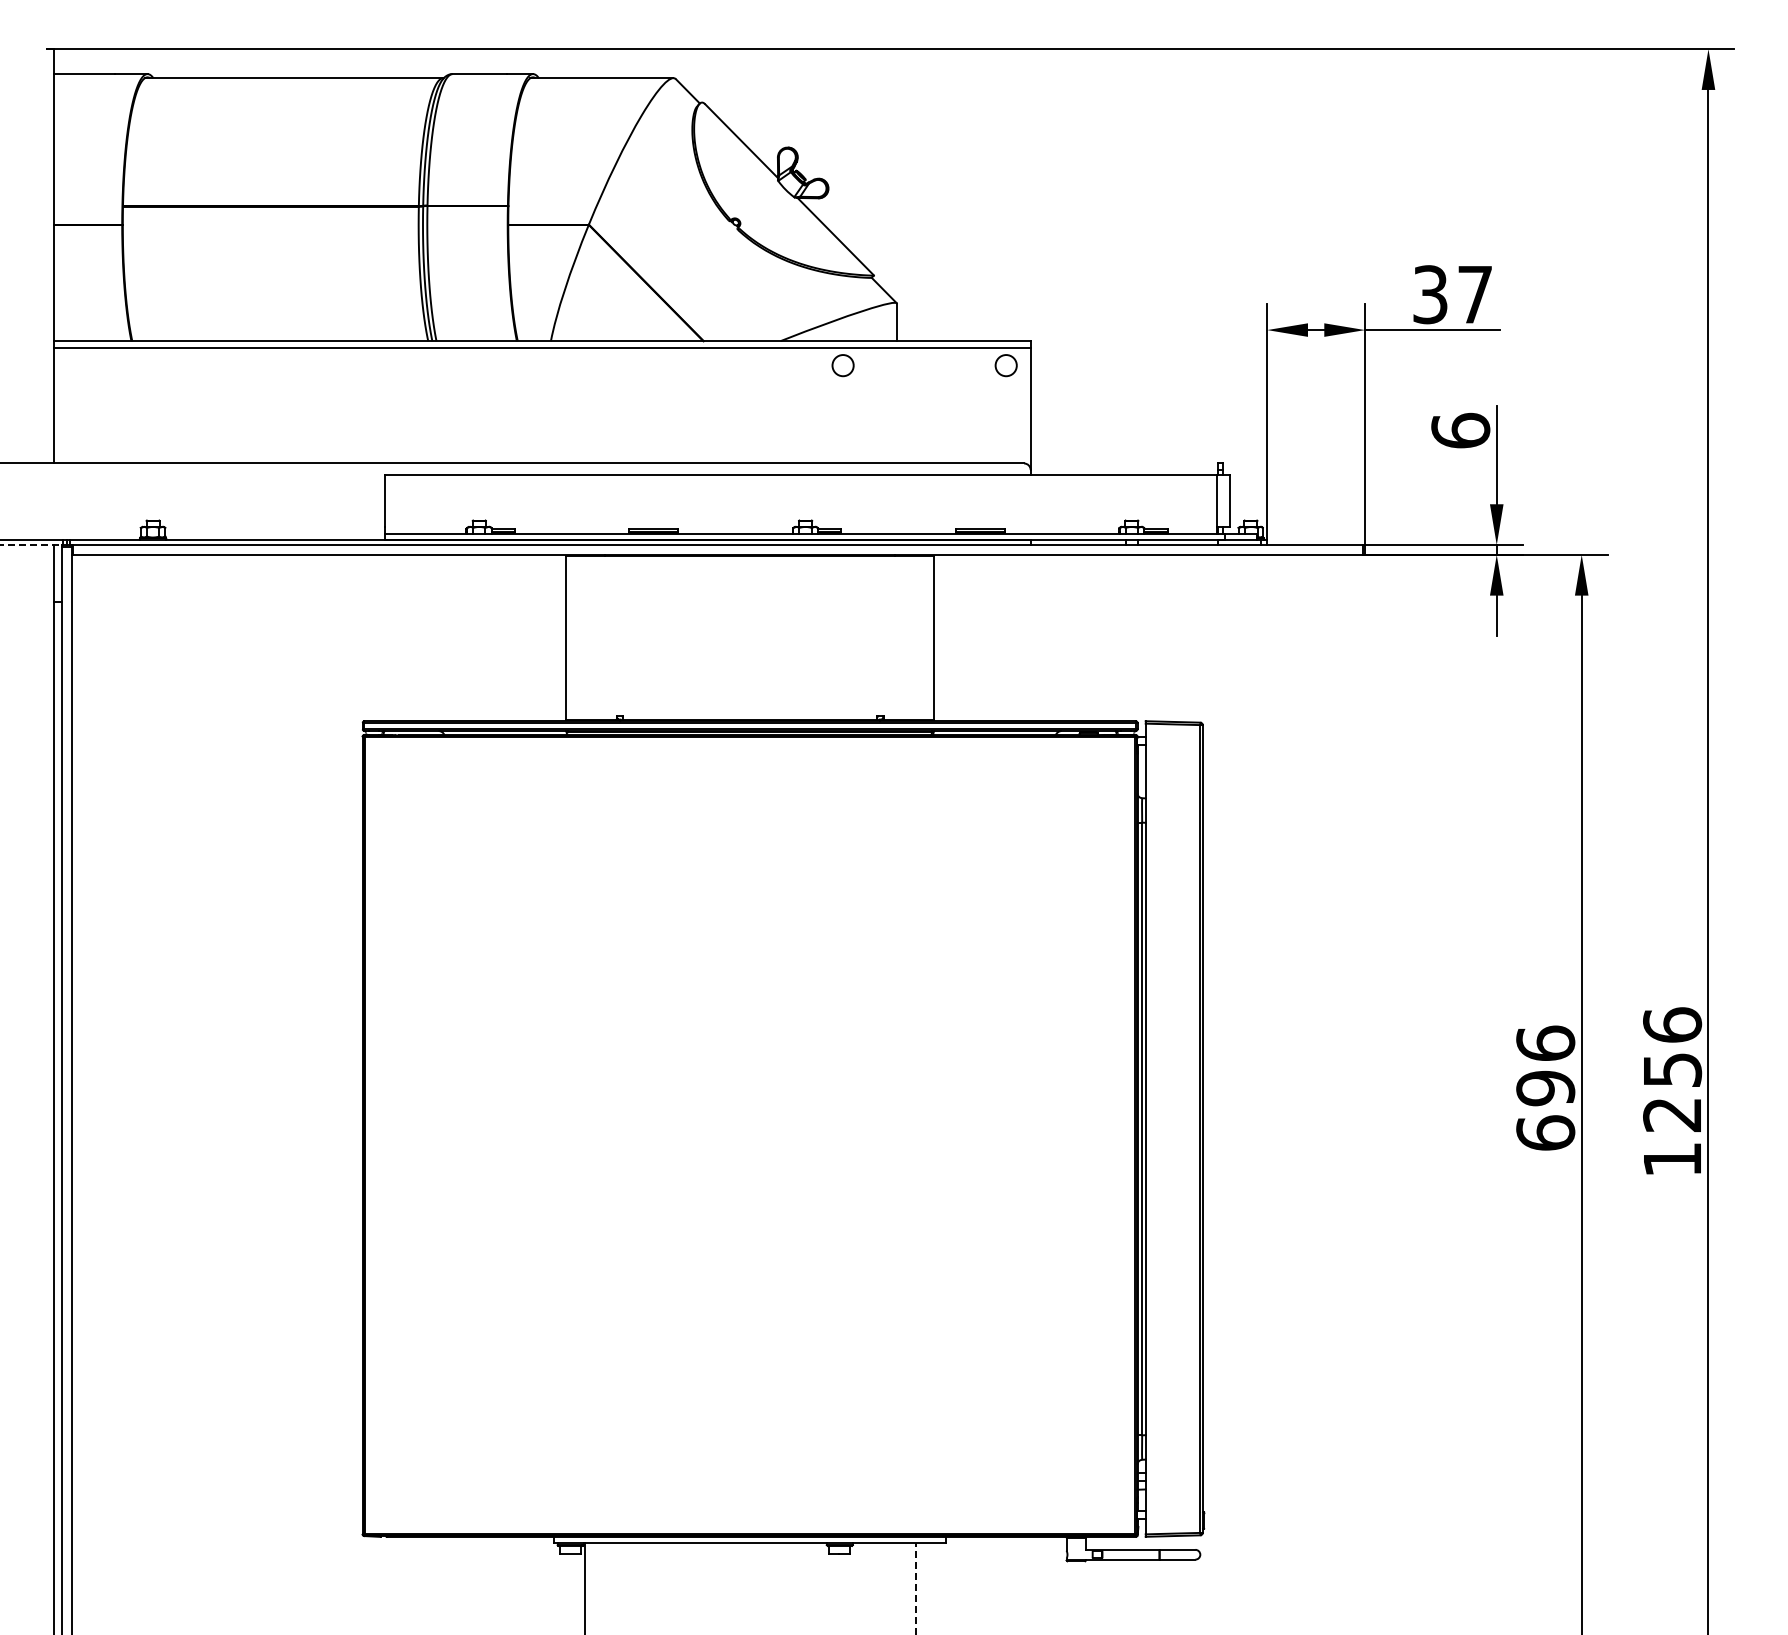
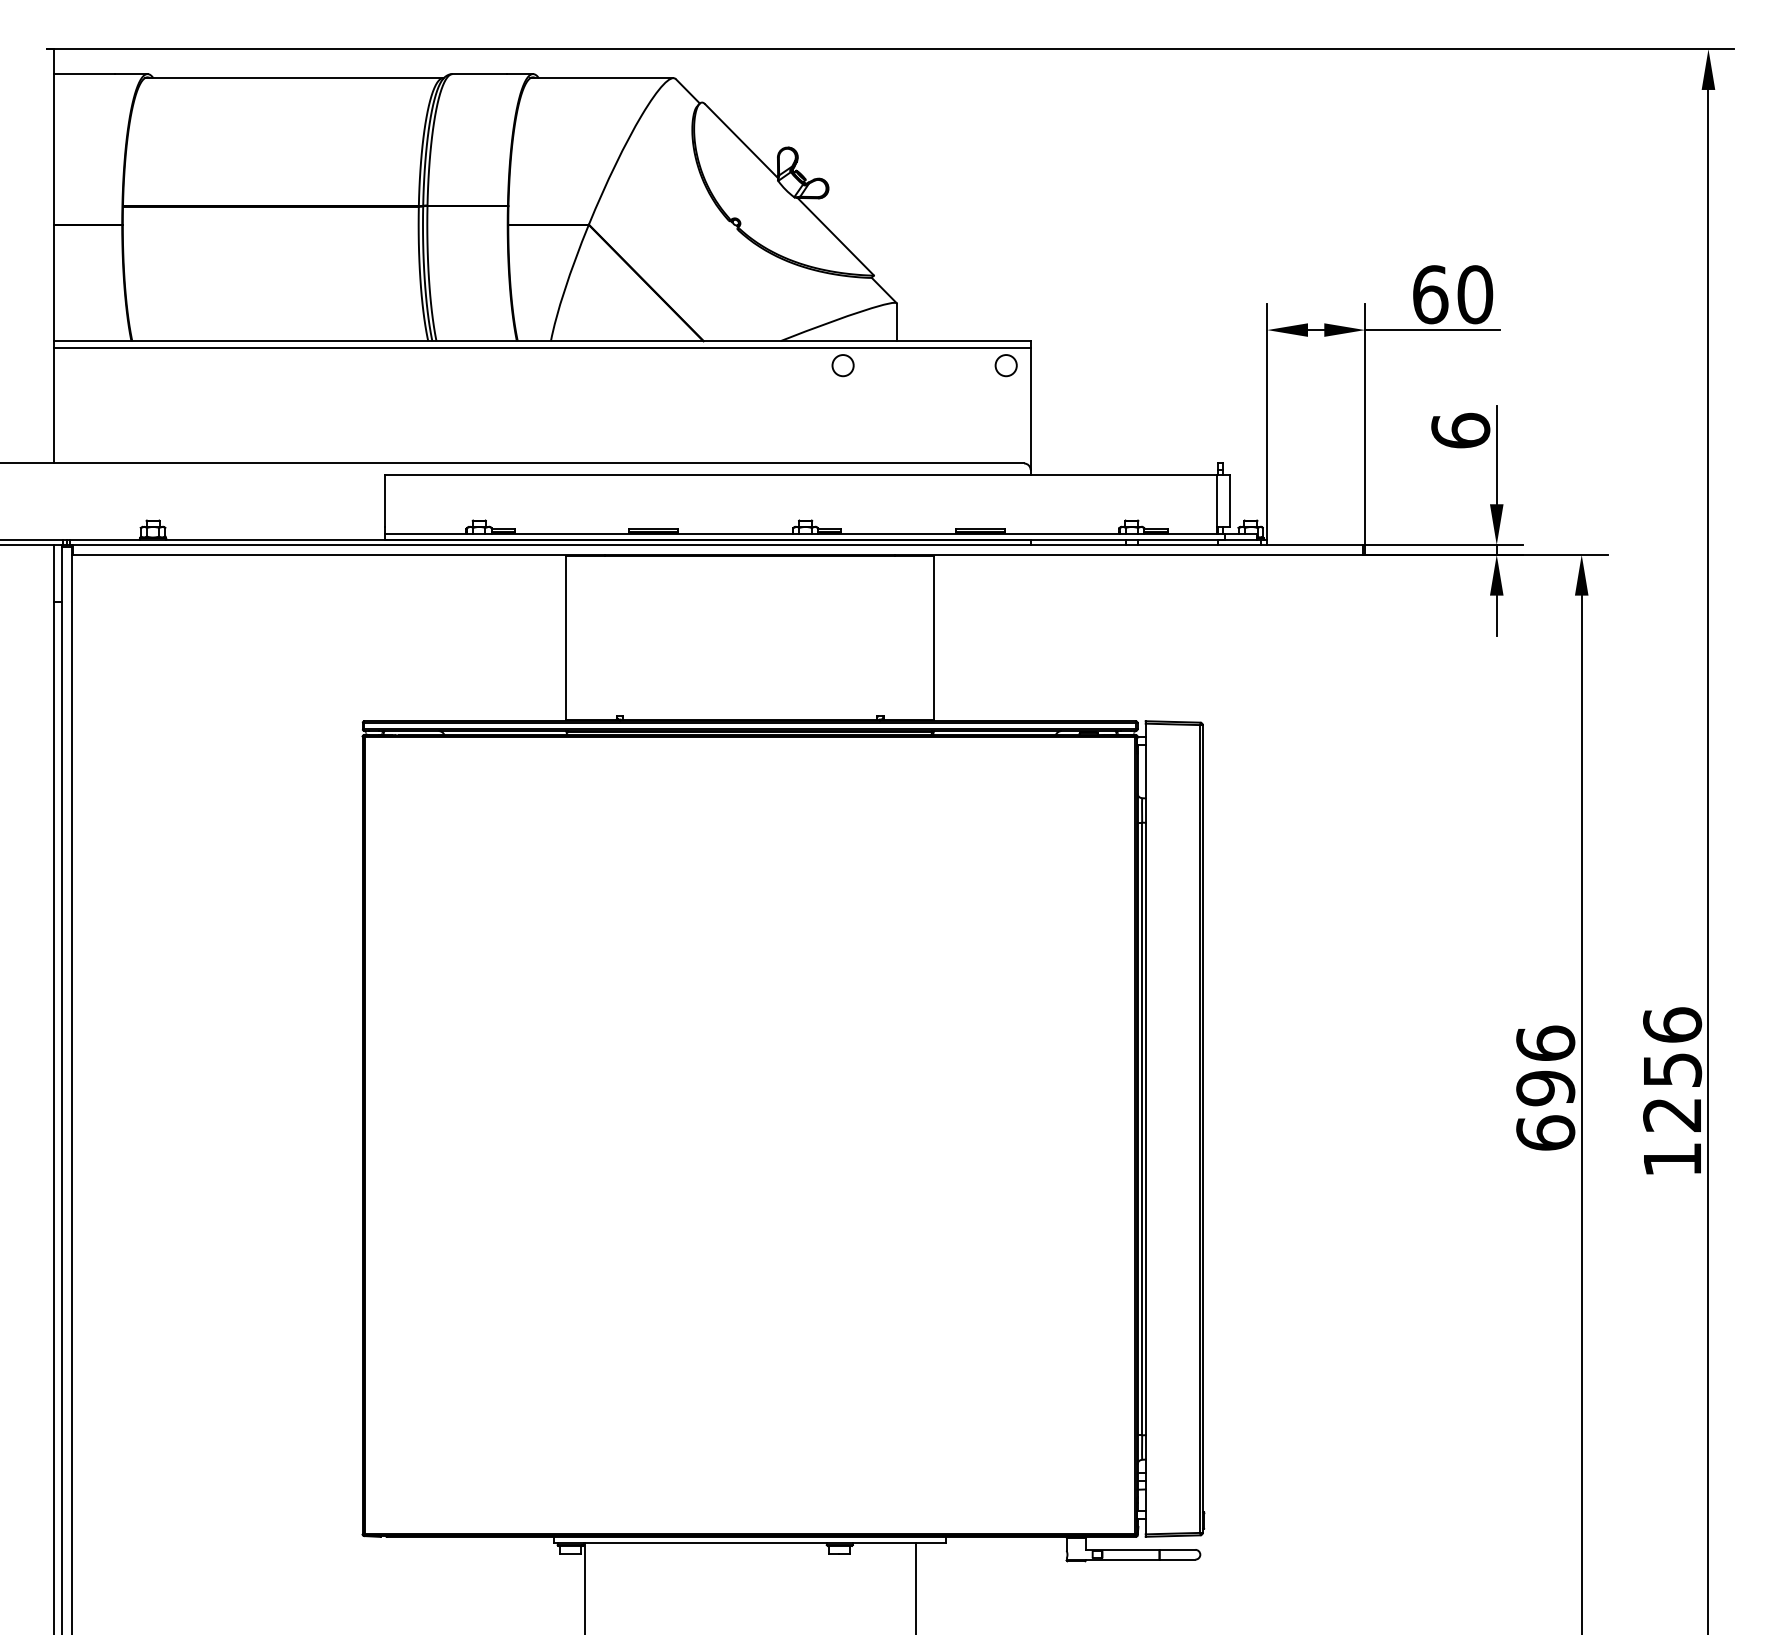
text: 37 -> 60 (1453, 294)
line: dashed -> solid (31, 545)
line: dashed -> solid (915, 1588)
